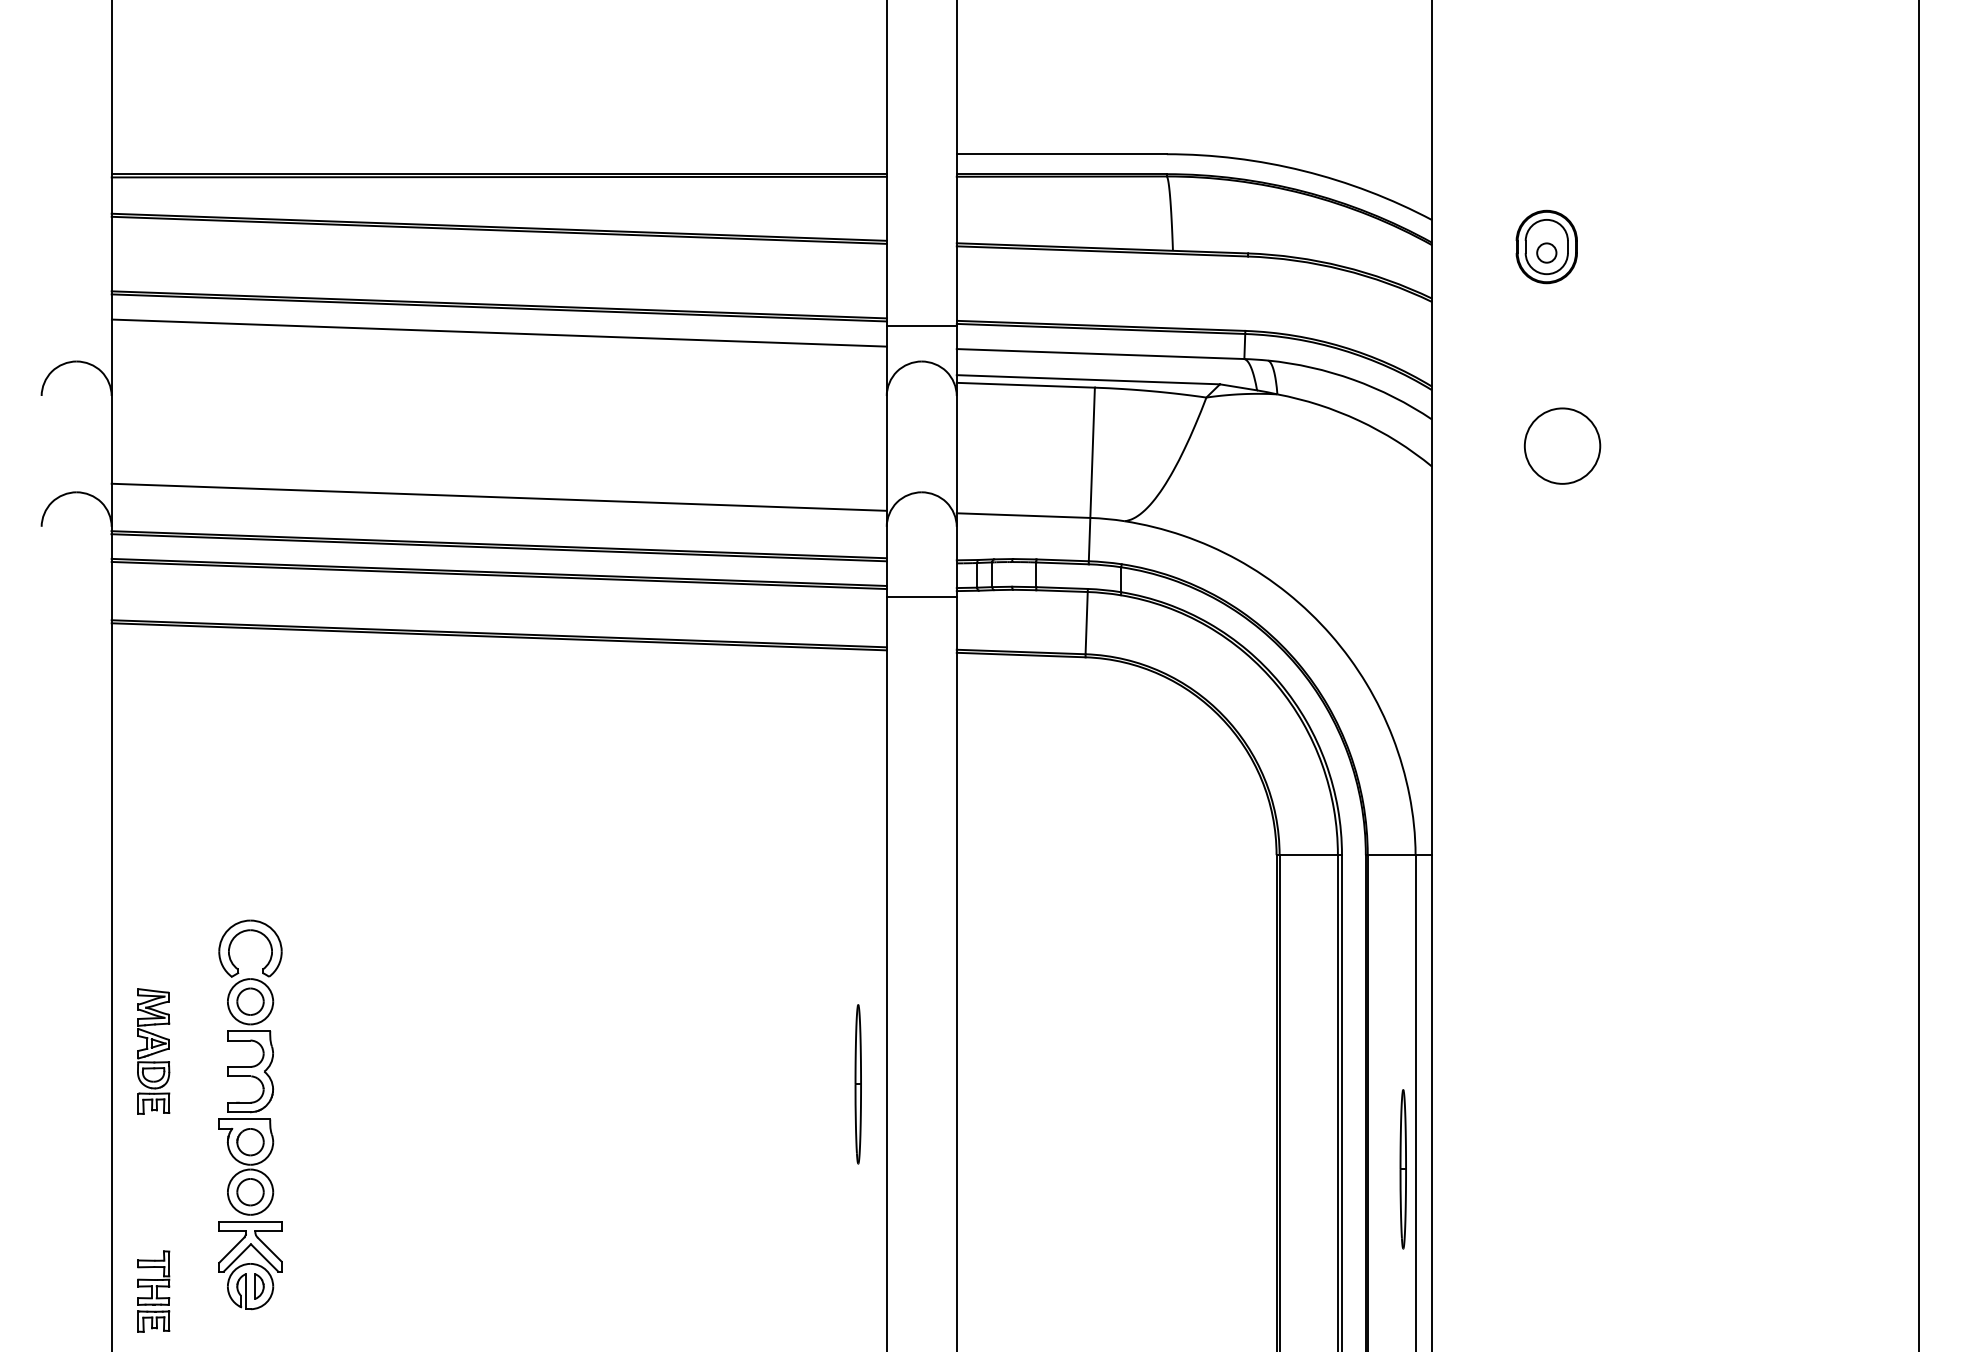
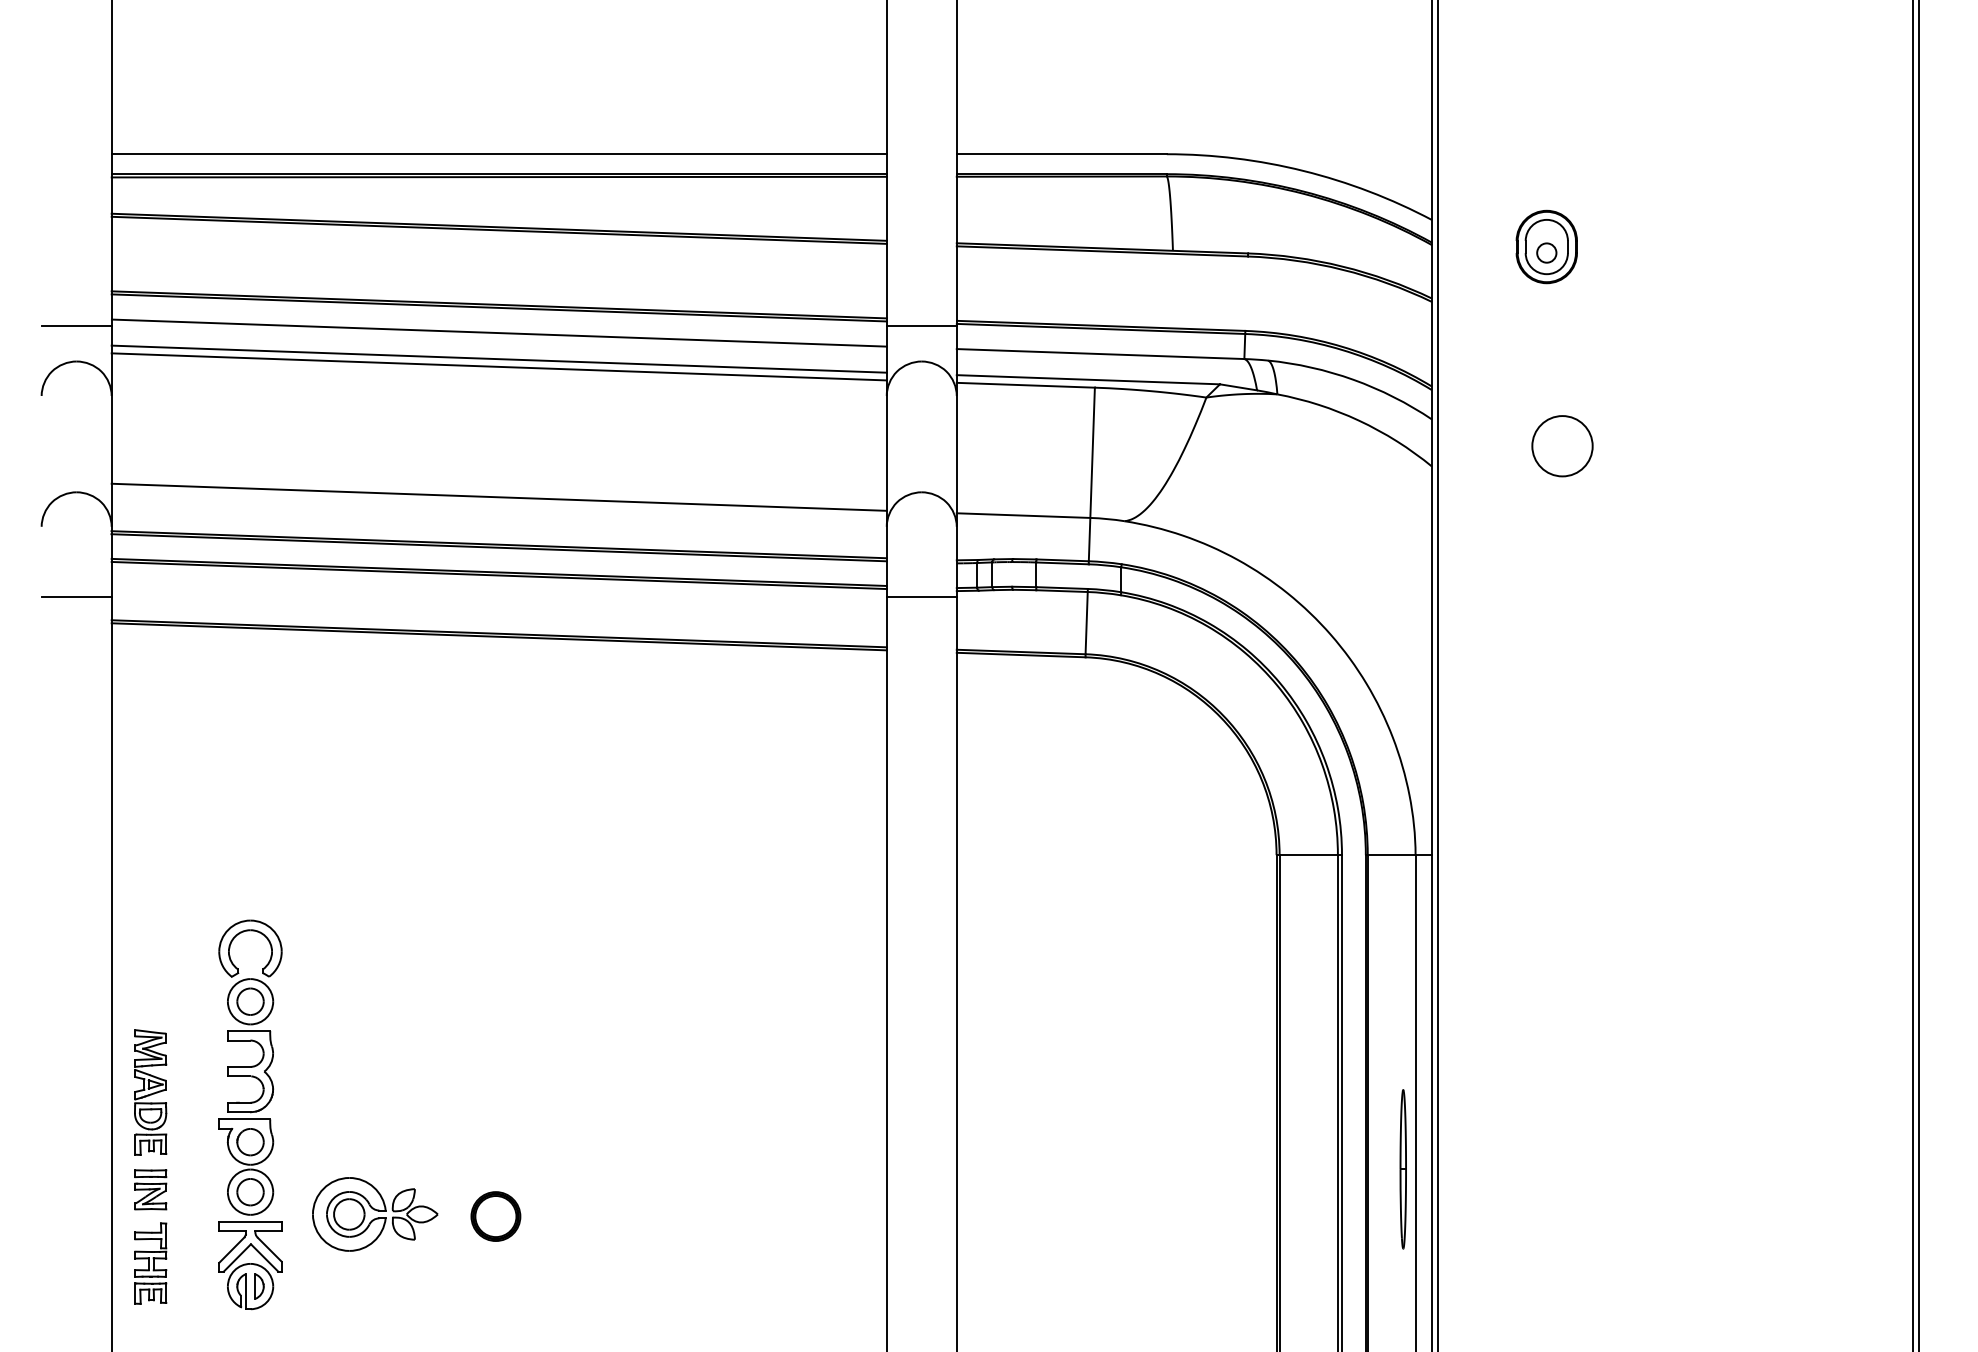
line: none -> present (498, 154)
line: none -> present (76, 325)
line: none -> present (498, 358)
line: none -> present (498, 366)
circle size: 79x78 px -> 63x63 px (1562, 446)
line: none -> present (76, 596)
line: none -> present (1438, 675)
line: none -> present (1912, 675)
part position: (153, 1051) -> (150, 1092) (150, 1092)
part: present -> none (857, 1084)
part: none -> present (150, 1189)
part: none -> present (375, 1214)
part: none -> present (495, 1216)
part position: (153, 1291) -> (150, 1263) (150, 1263)
